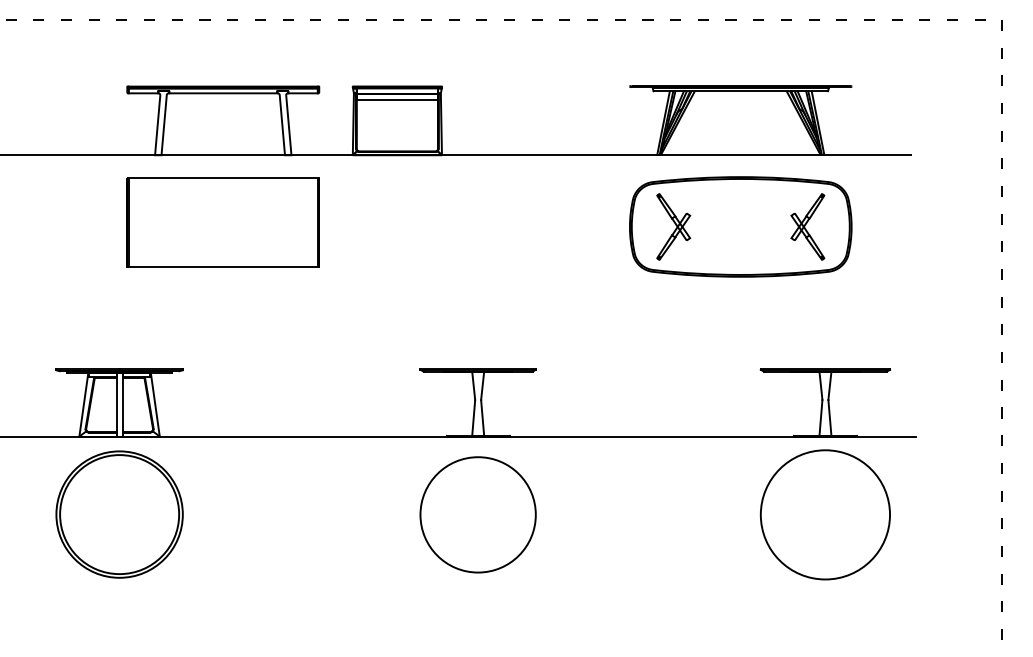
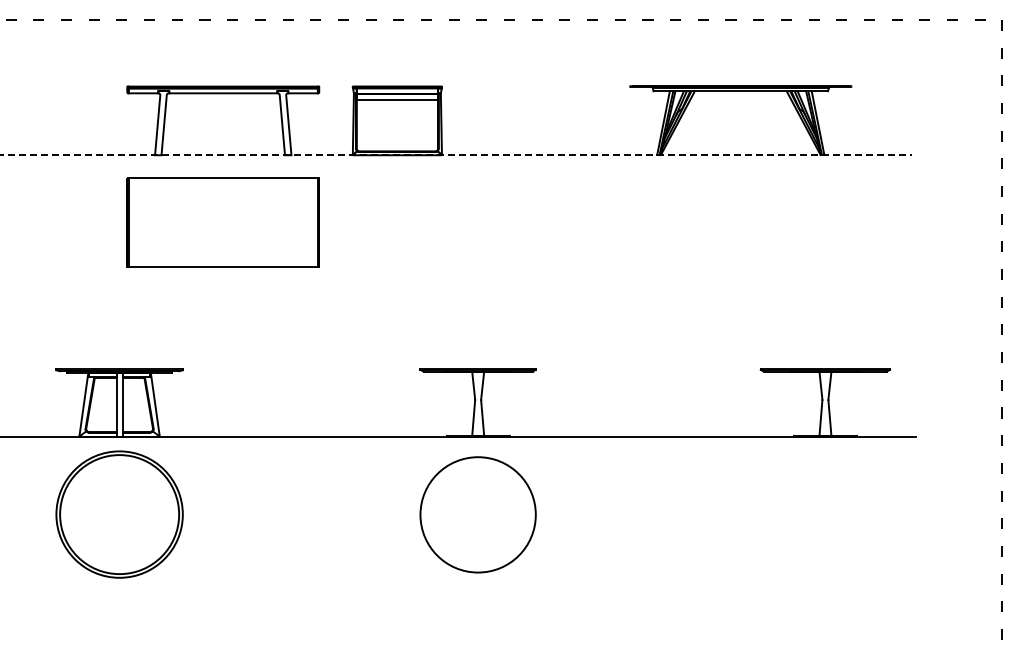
line: solid -> dashed (456, 155)
part: present -> none (740, 226)
part: present -> none (824, 514)
